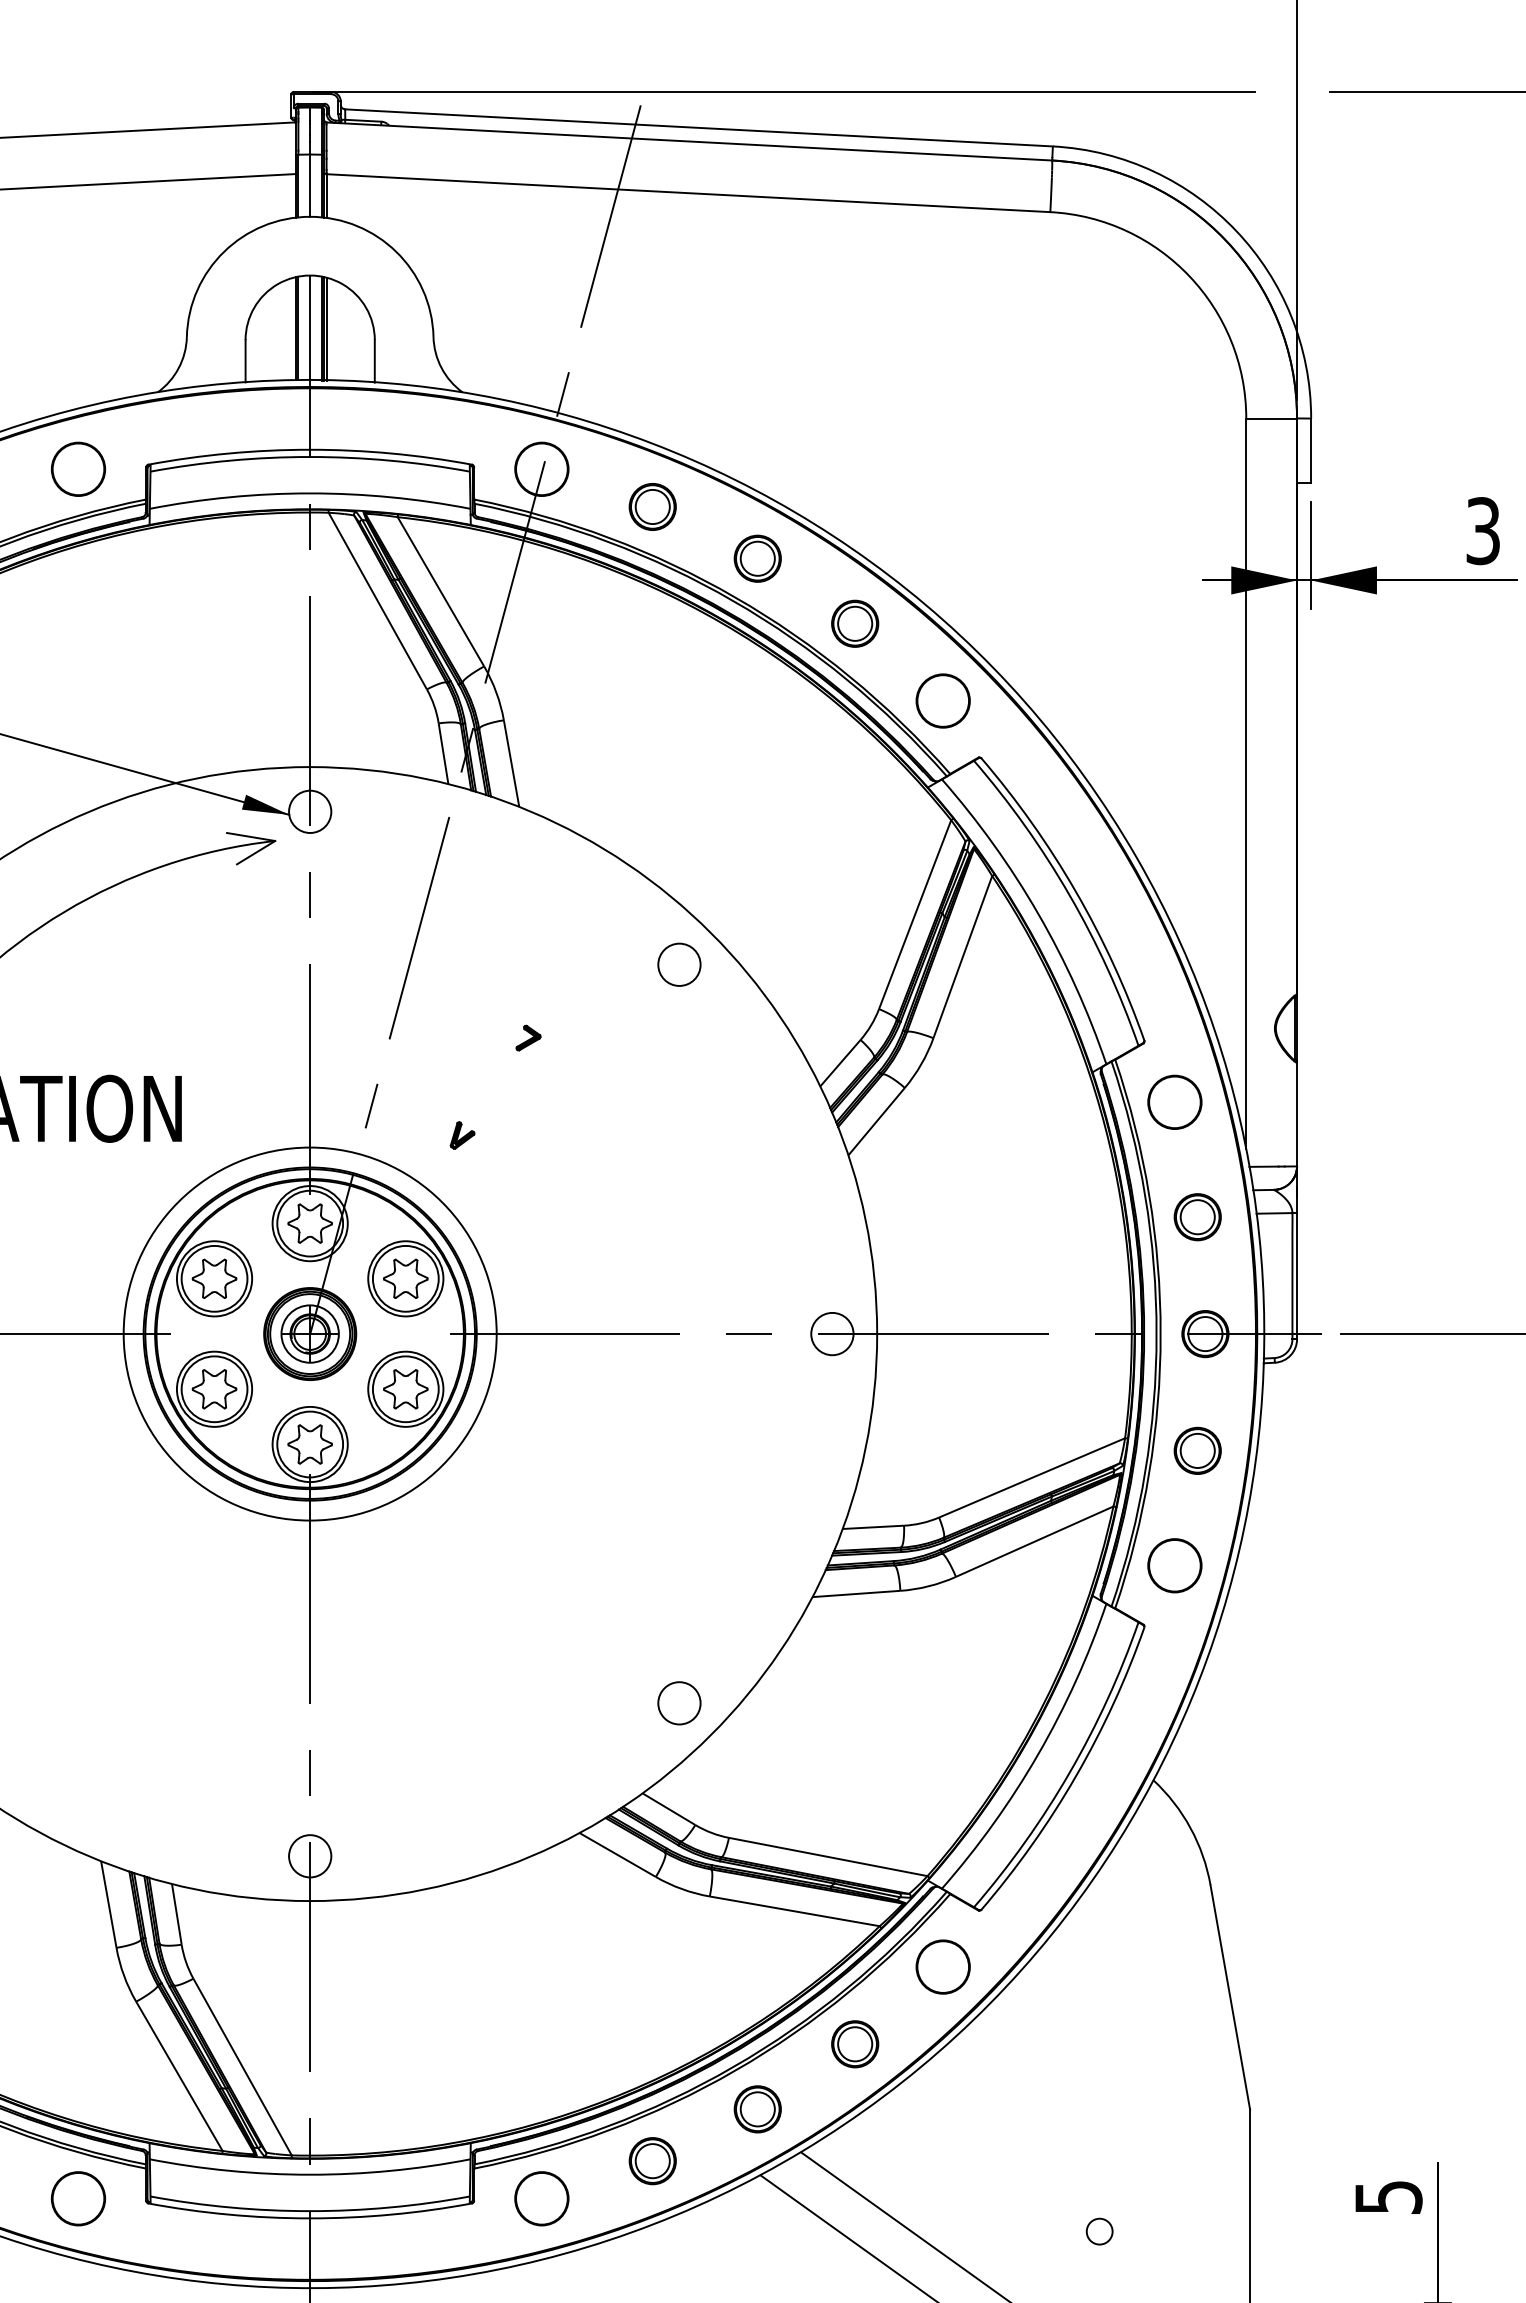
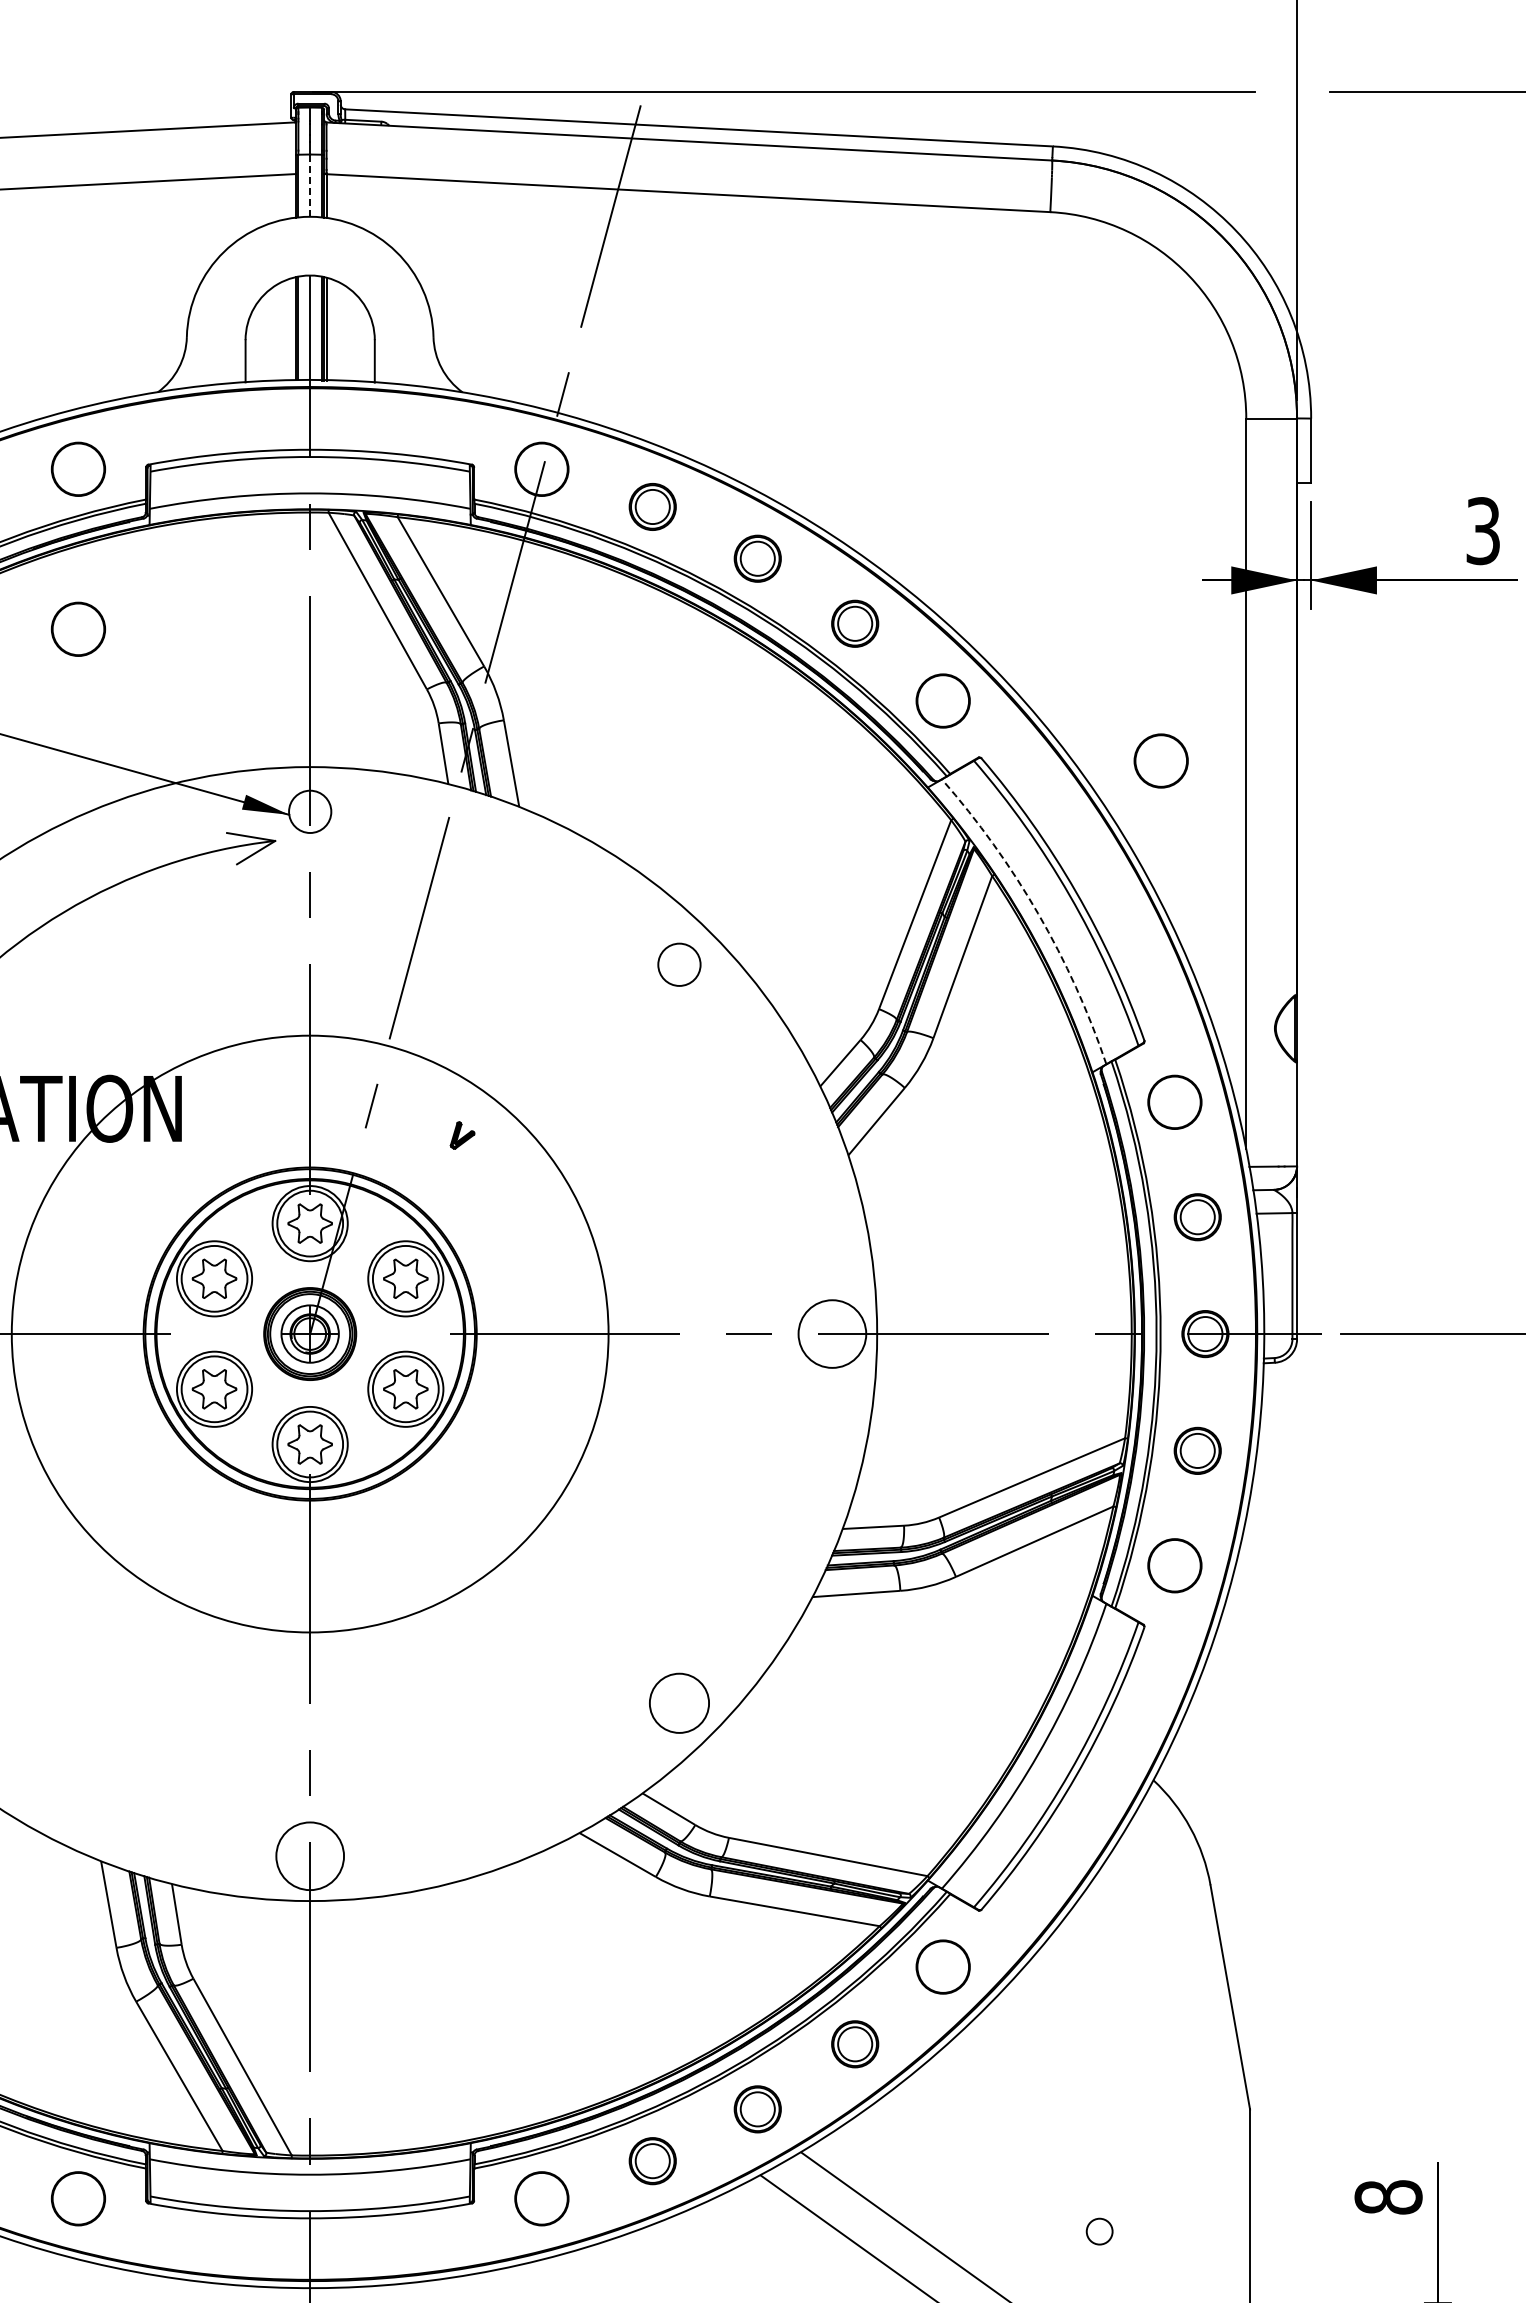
line: solid -> dashed (310, 185)
part: none -> present (77, 628)
circle: none -> present (1160, 760)
arc: solid -> dashed (1038, 913)
part: present -> none (528, 1037)
circle diameter: 373 px -> 597 px (309, 1333)
circle diameter: 42 px -> 68 px (832, 1333)
circle diameter: 42 px -> 59 px (679, 1702)
circle diameter: 42 px -> 68 px (310, 1856)
text: 5 -> 8 (1388, 2197)
